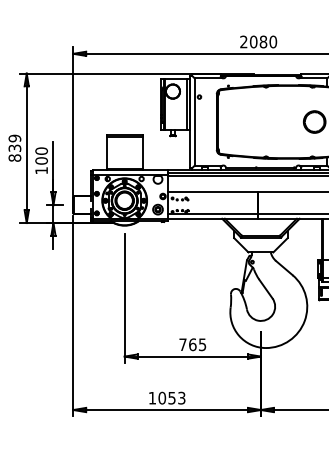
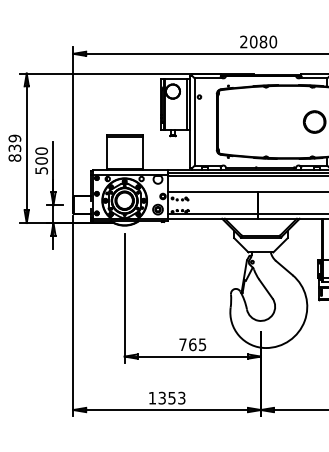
text: 100 -> 500 (41, 170)
text: 1053 -> 1353 (162, 397)
